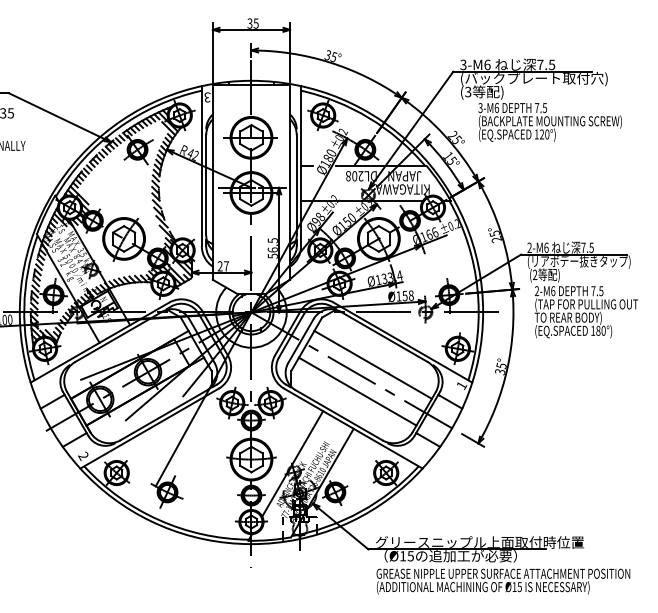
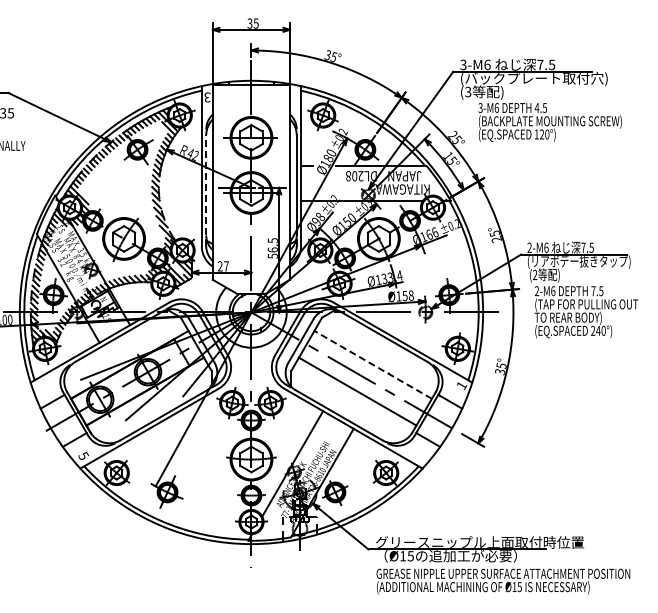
text: 7.5 -> 4.5 (536, 107)
line: solid -> dashed (206, 184)
text: 180°) -> 240°) (595, 330)
line: solid -> dashed (373, 364)
text: 2 -> 5 (83, 455)
